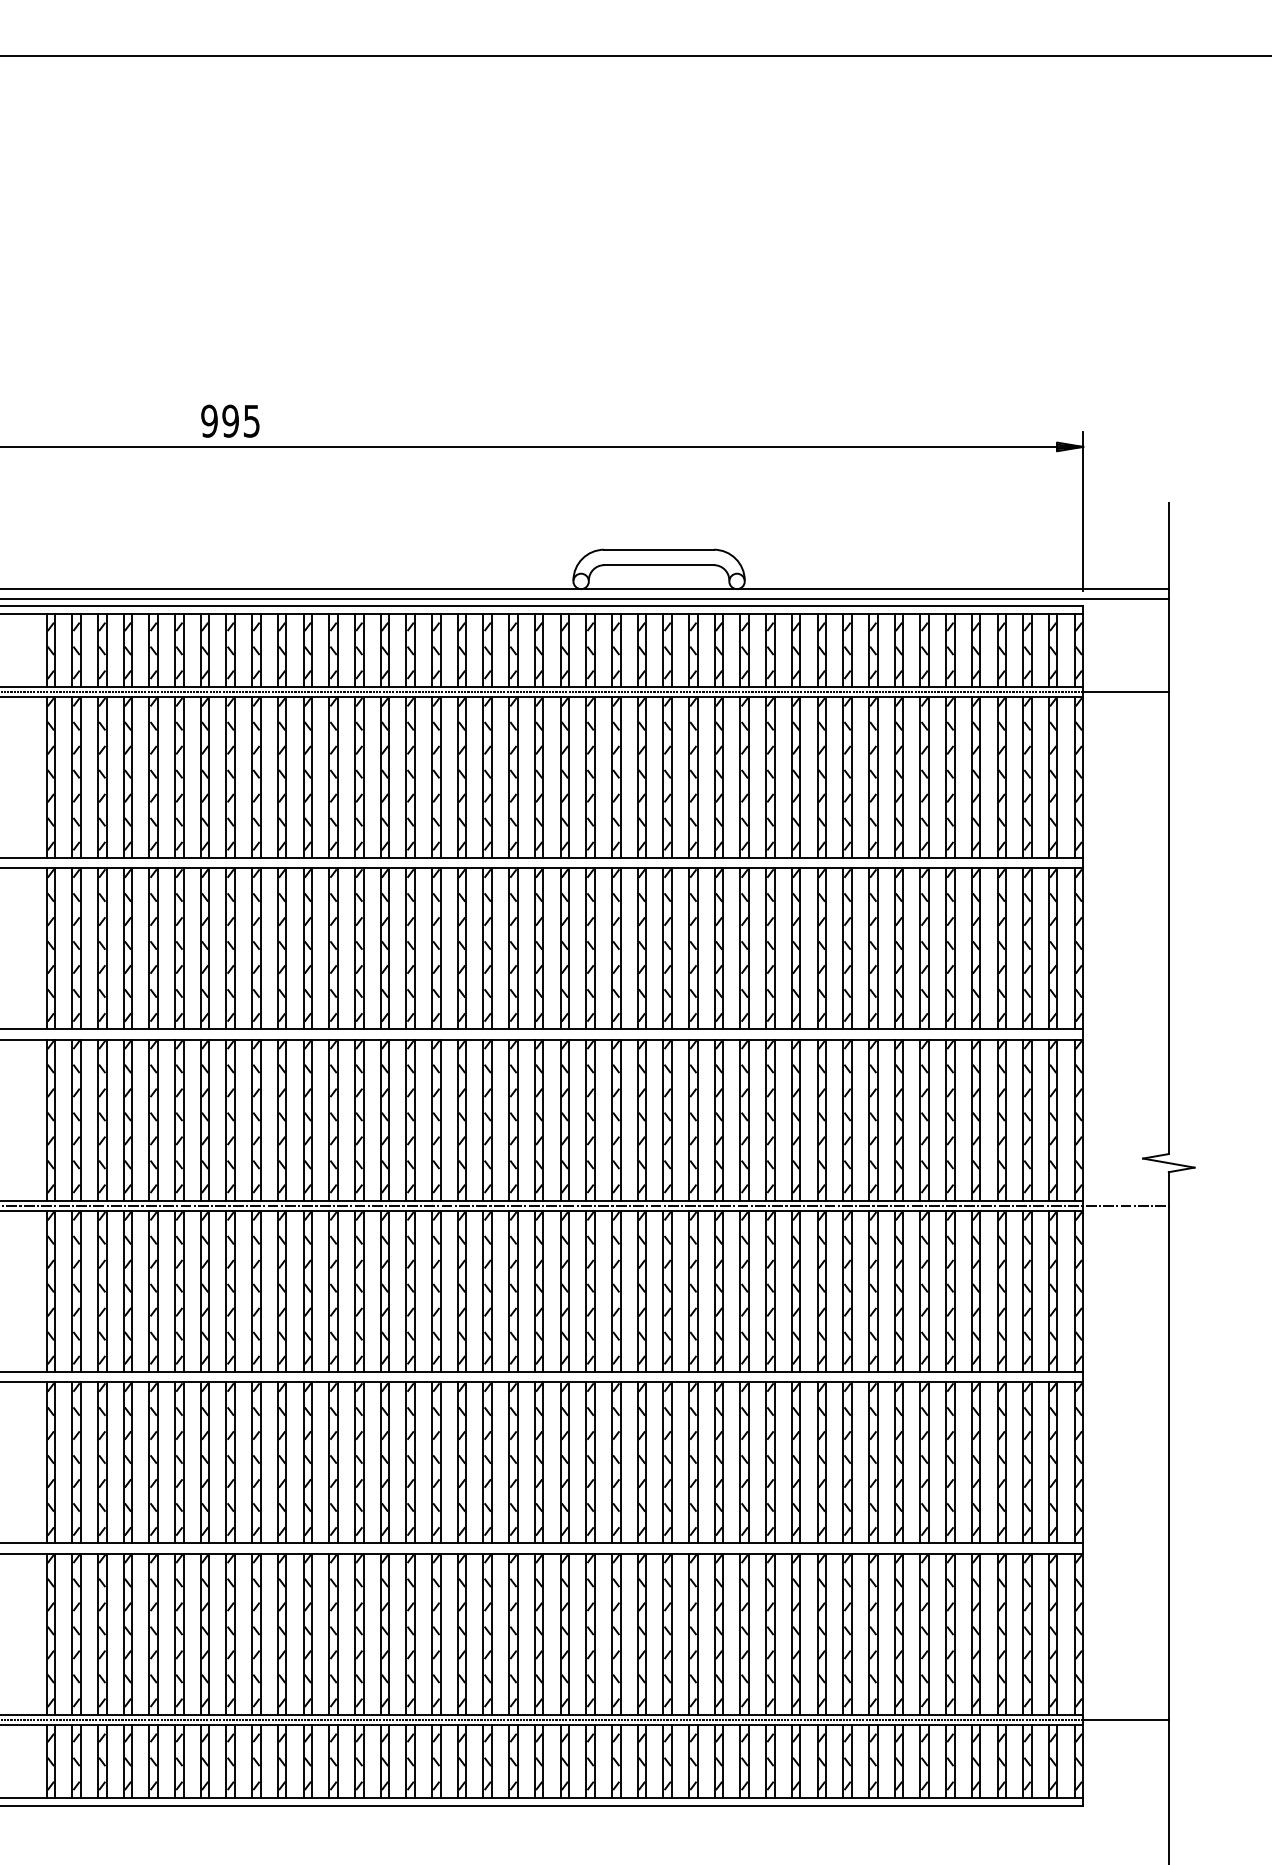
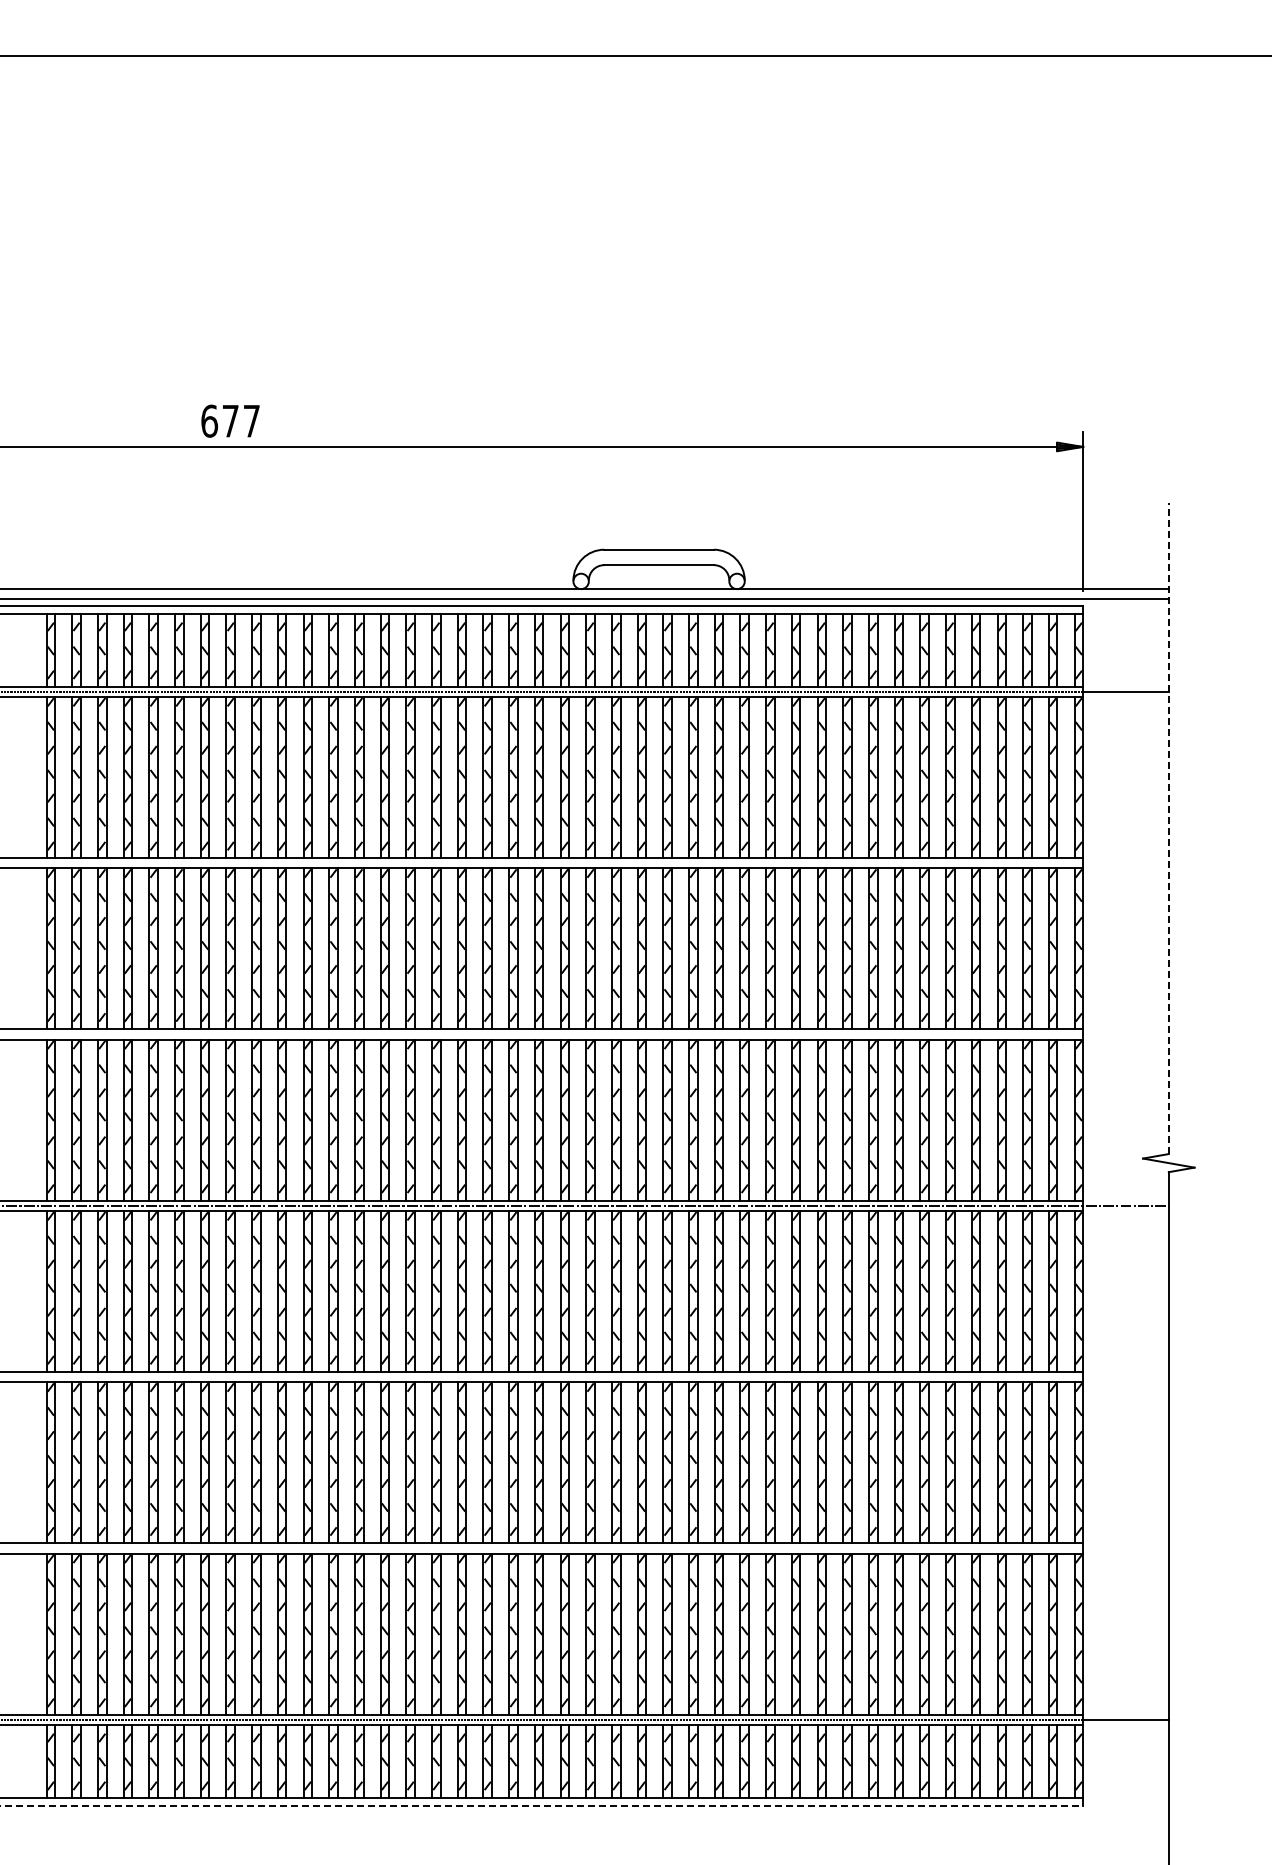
text: 995 -> 677 (230, 420)
line: solid -> dashed (1168, 828)
line: solid -> dashed (542, 1805)
